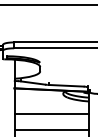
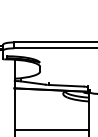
line: present -> none (48, 5)
line: present -> none (51, 113)
